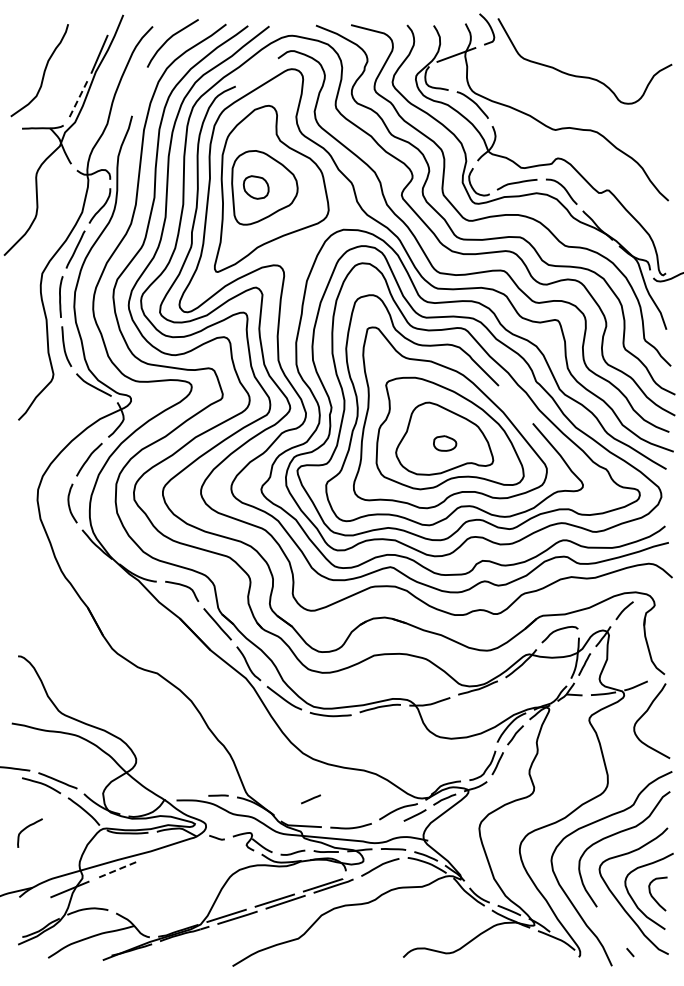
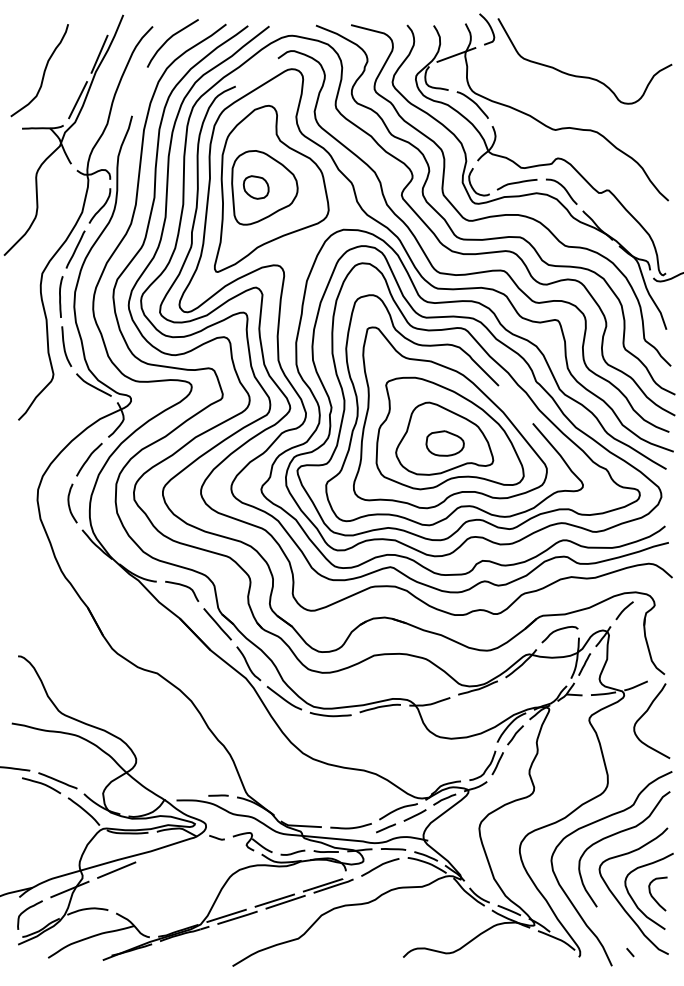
line: dashed -> solid (77, 100)
part size: 25x17 px -> 40x27 px (444, 443)
line position: (310, 799) -> (385, 828) (385, 828)
curve position: (27, 828) -> (27, 910) (27, 910)
line: dashed -> solid (116, 870)
